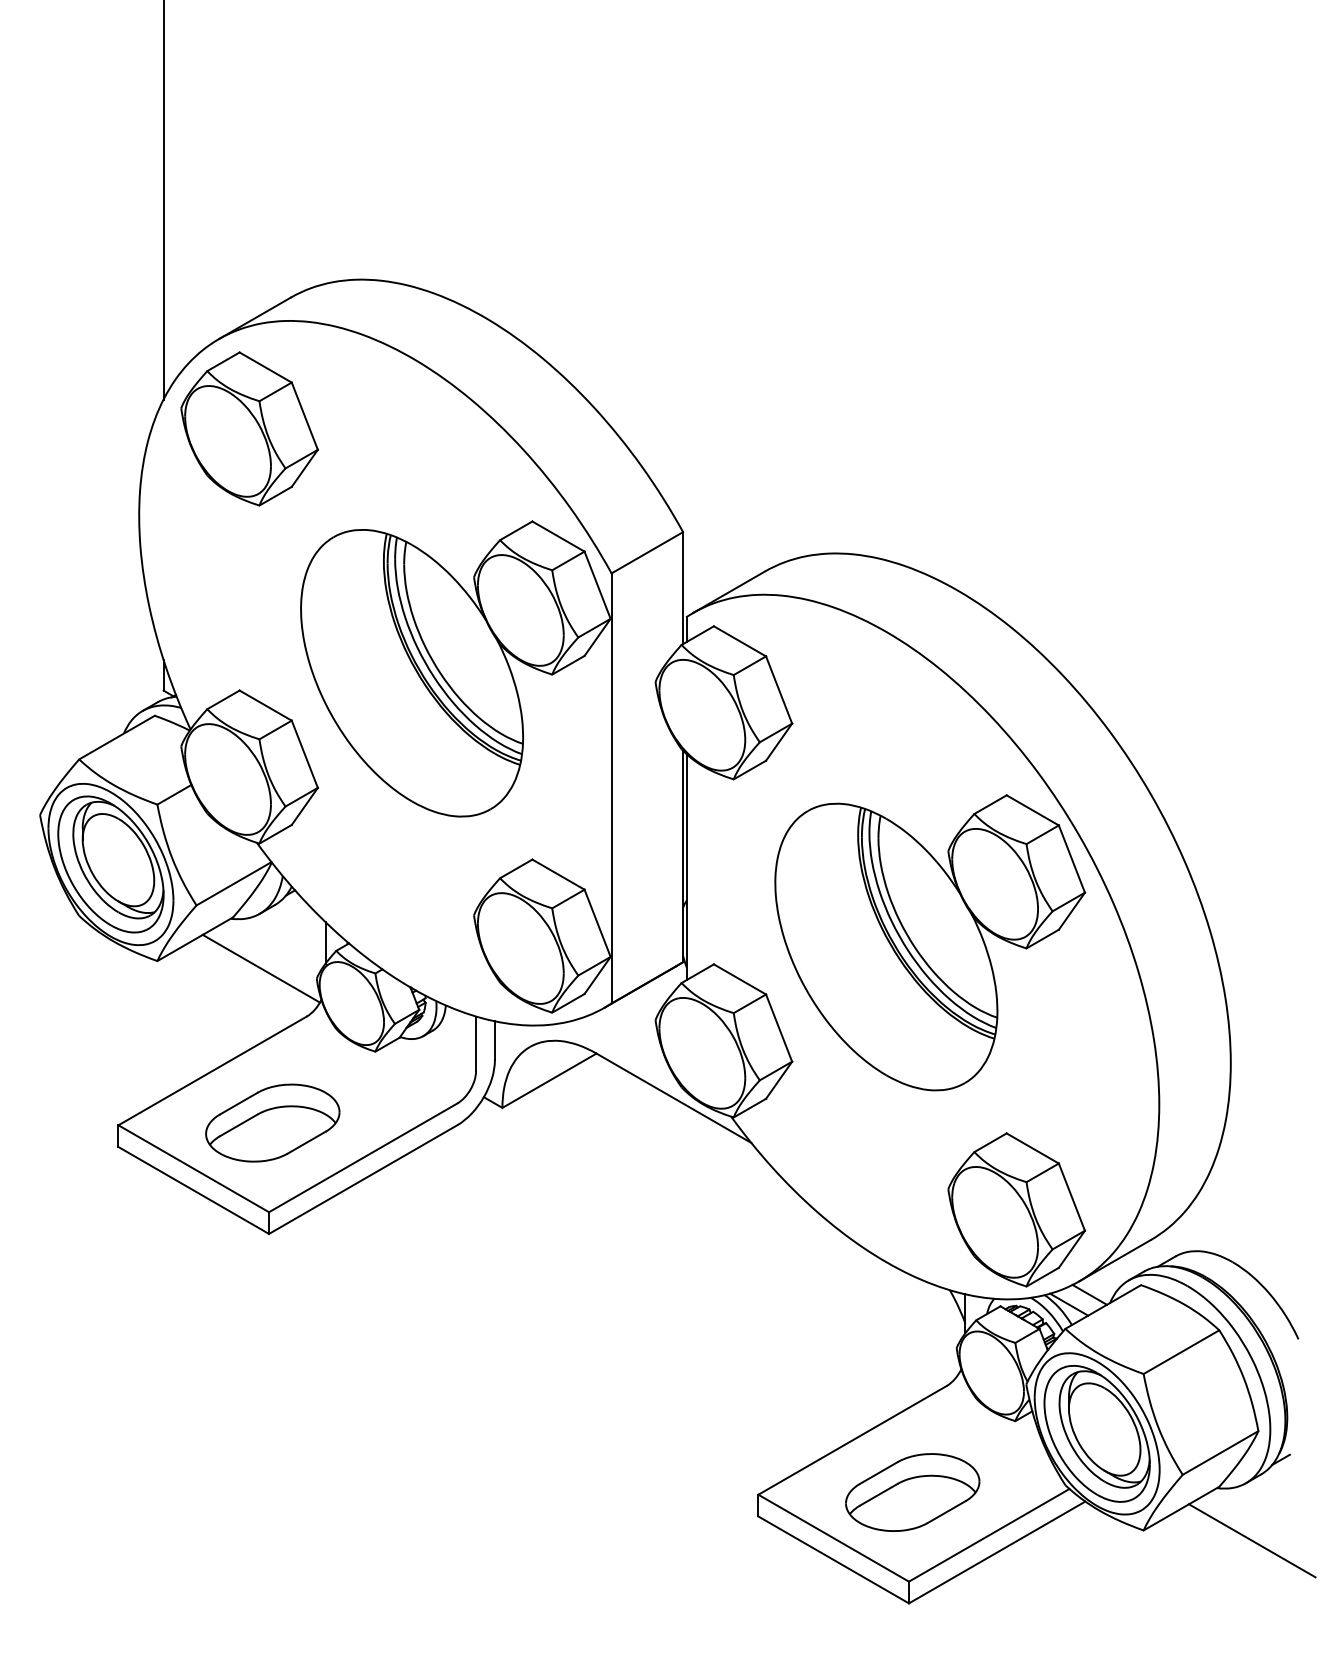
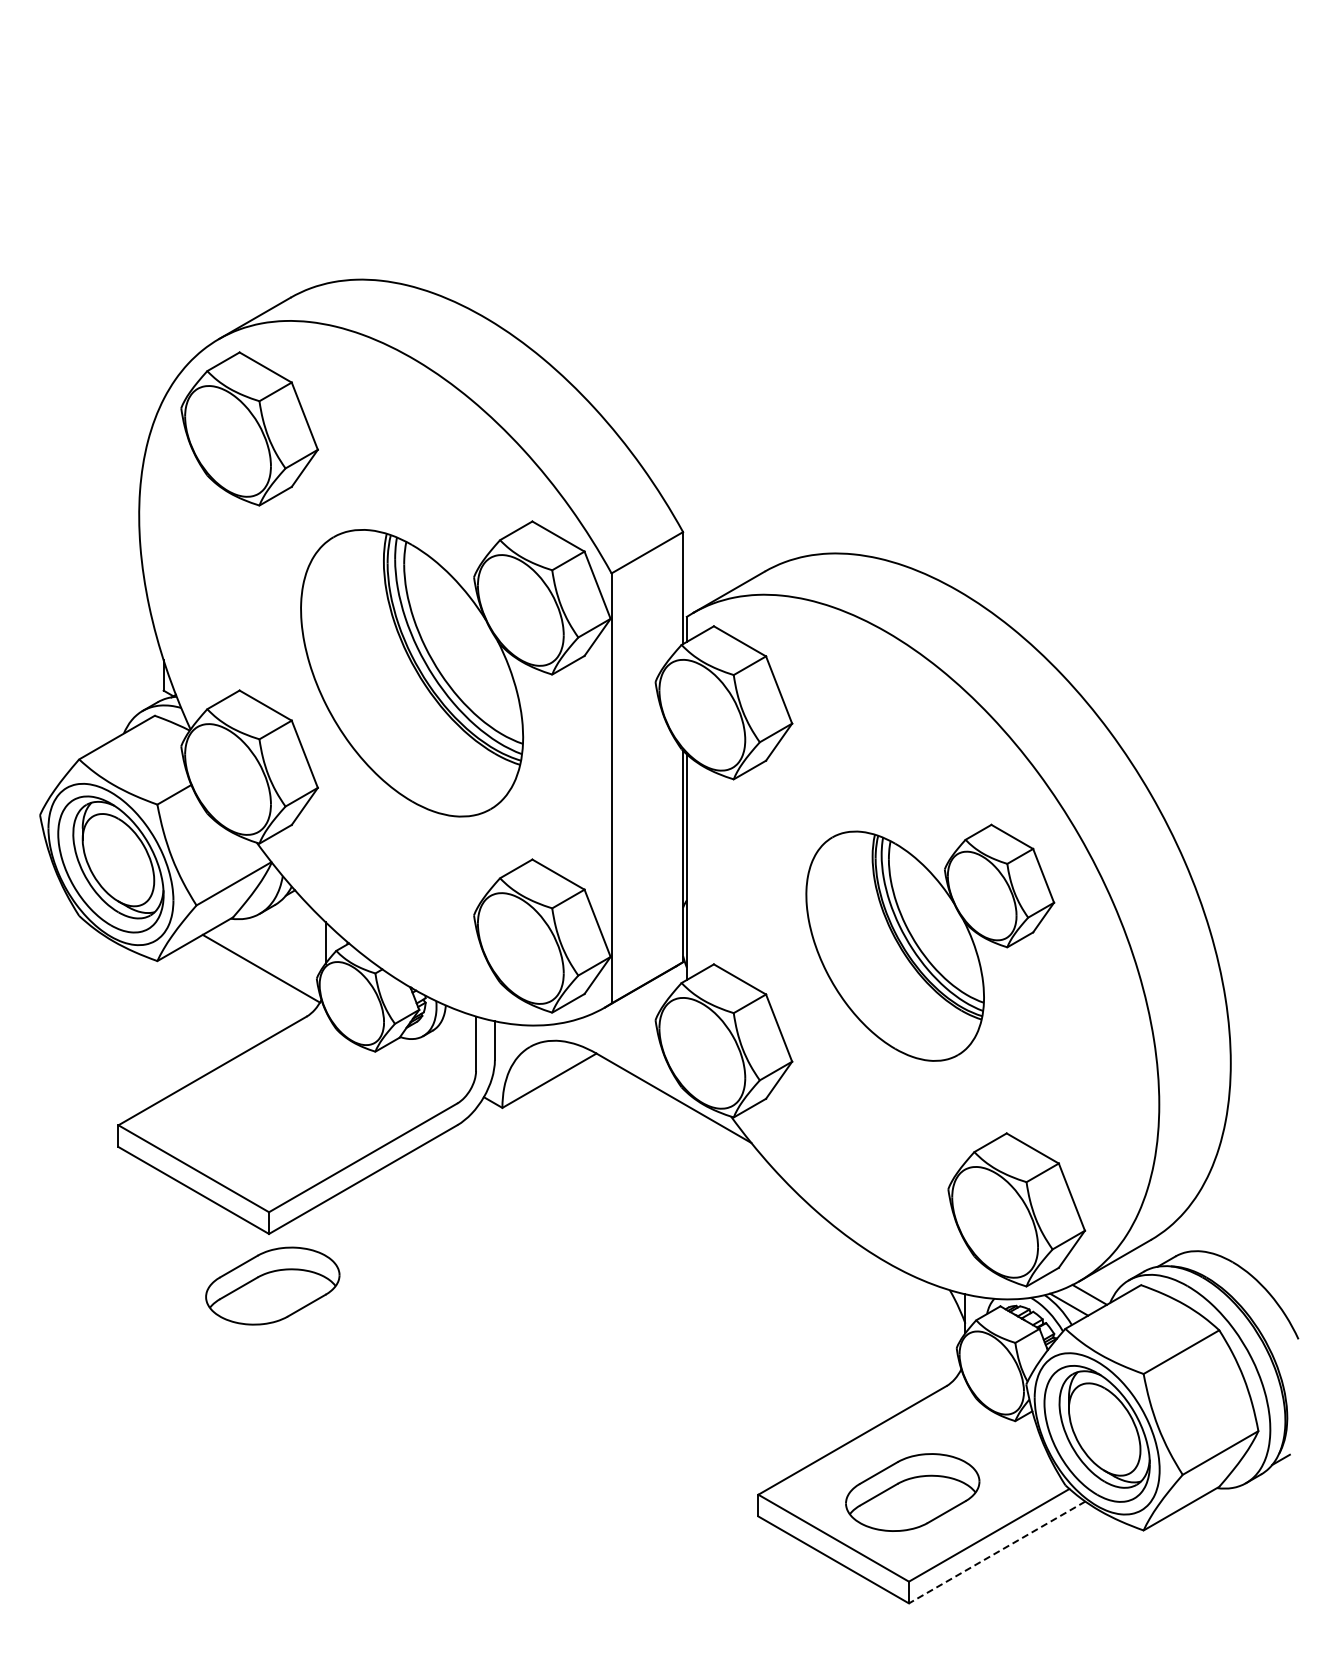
line: present -> none (163, 200)
part size: 313x298 px -> 251x239 px (930, 942)
part position: (272, 1122) -> (272, 1285) (272, 1285)
line: present -> none (1252, 1540)
line: solid -> dashed (997, 1552)
